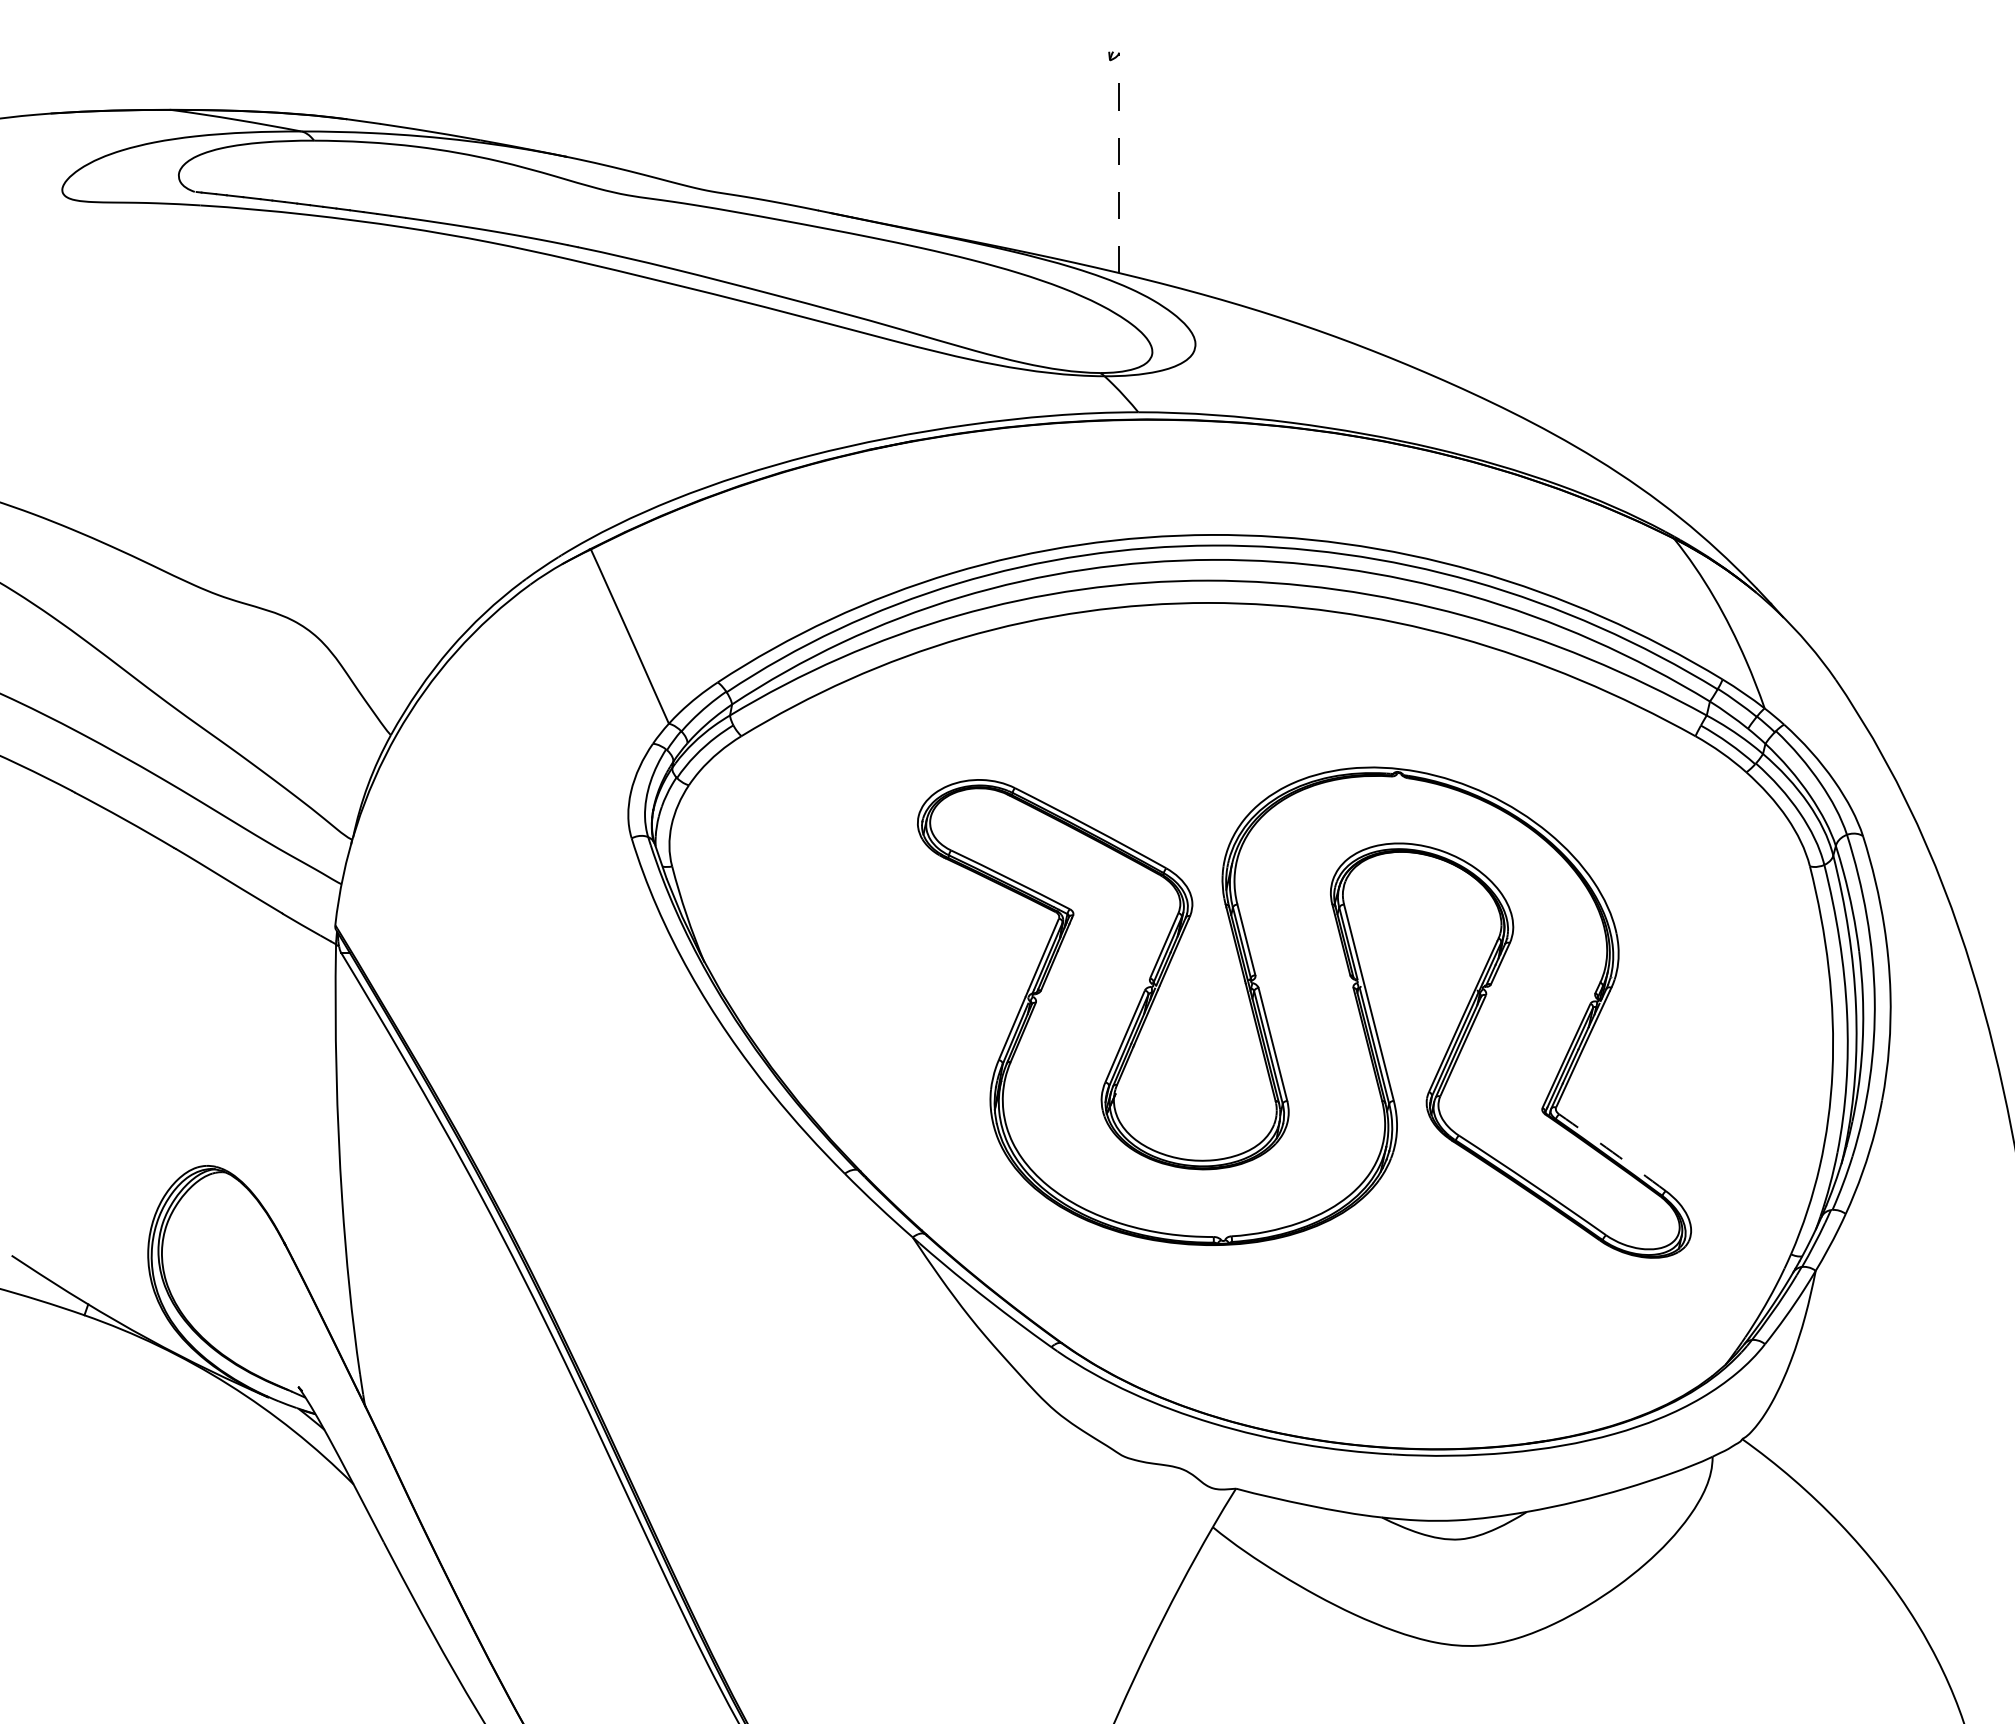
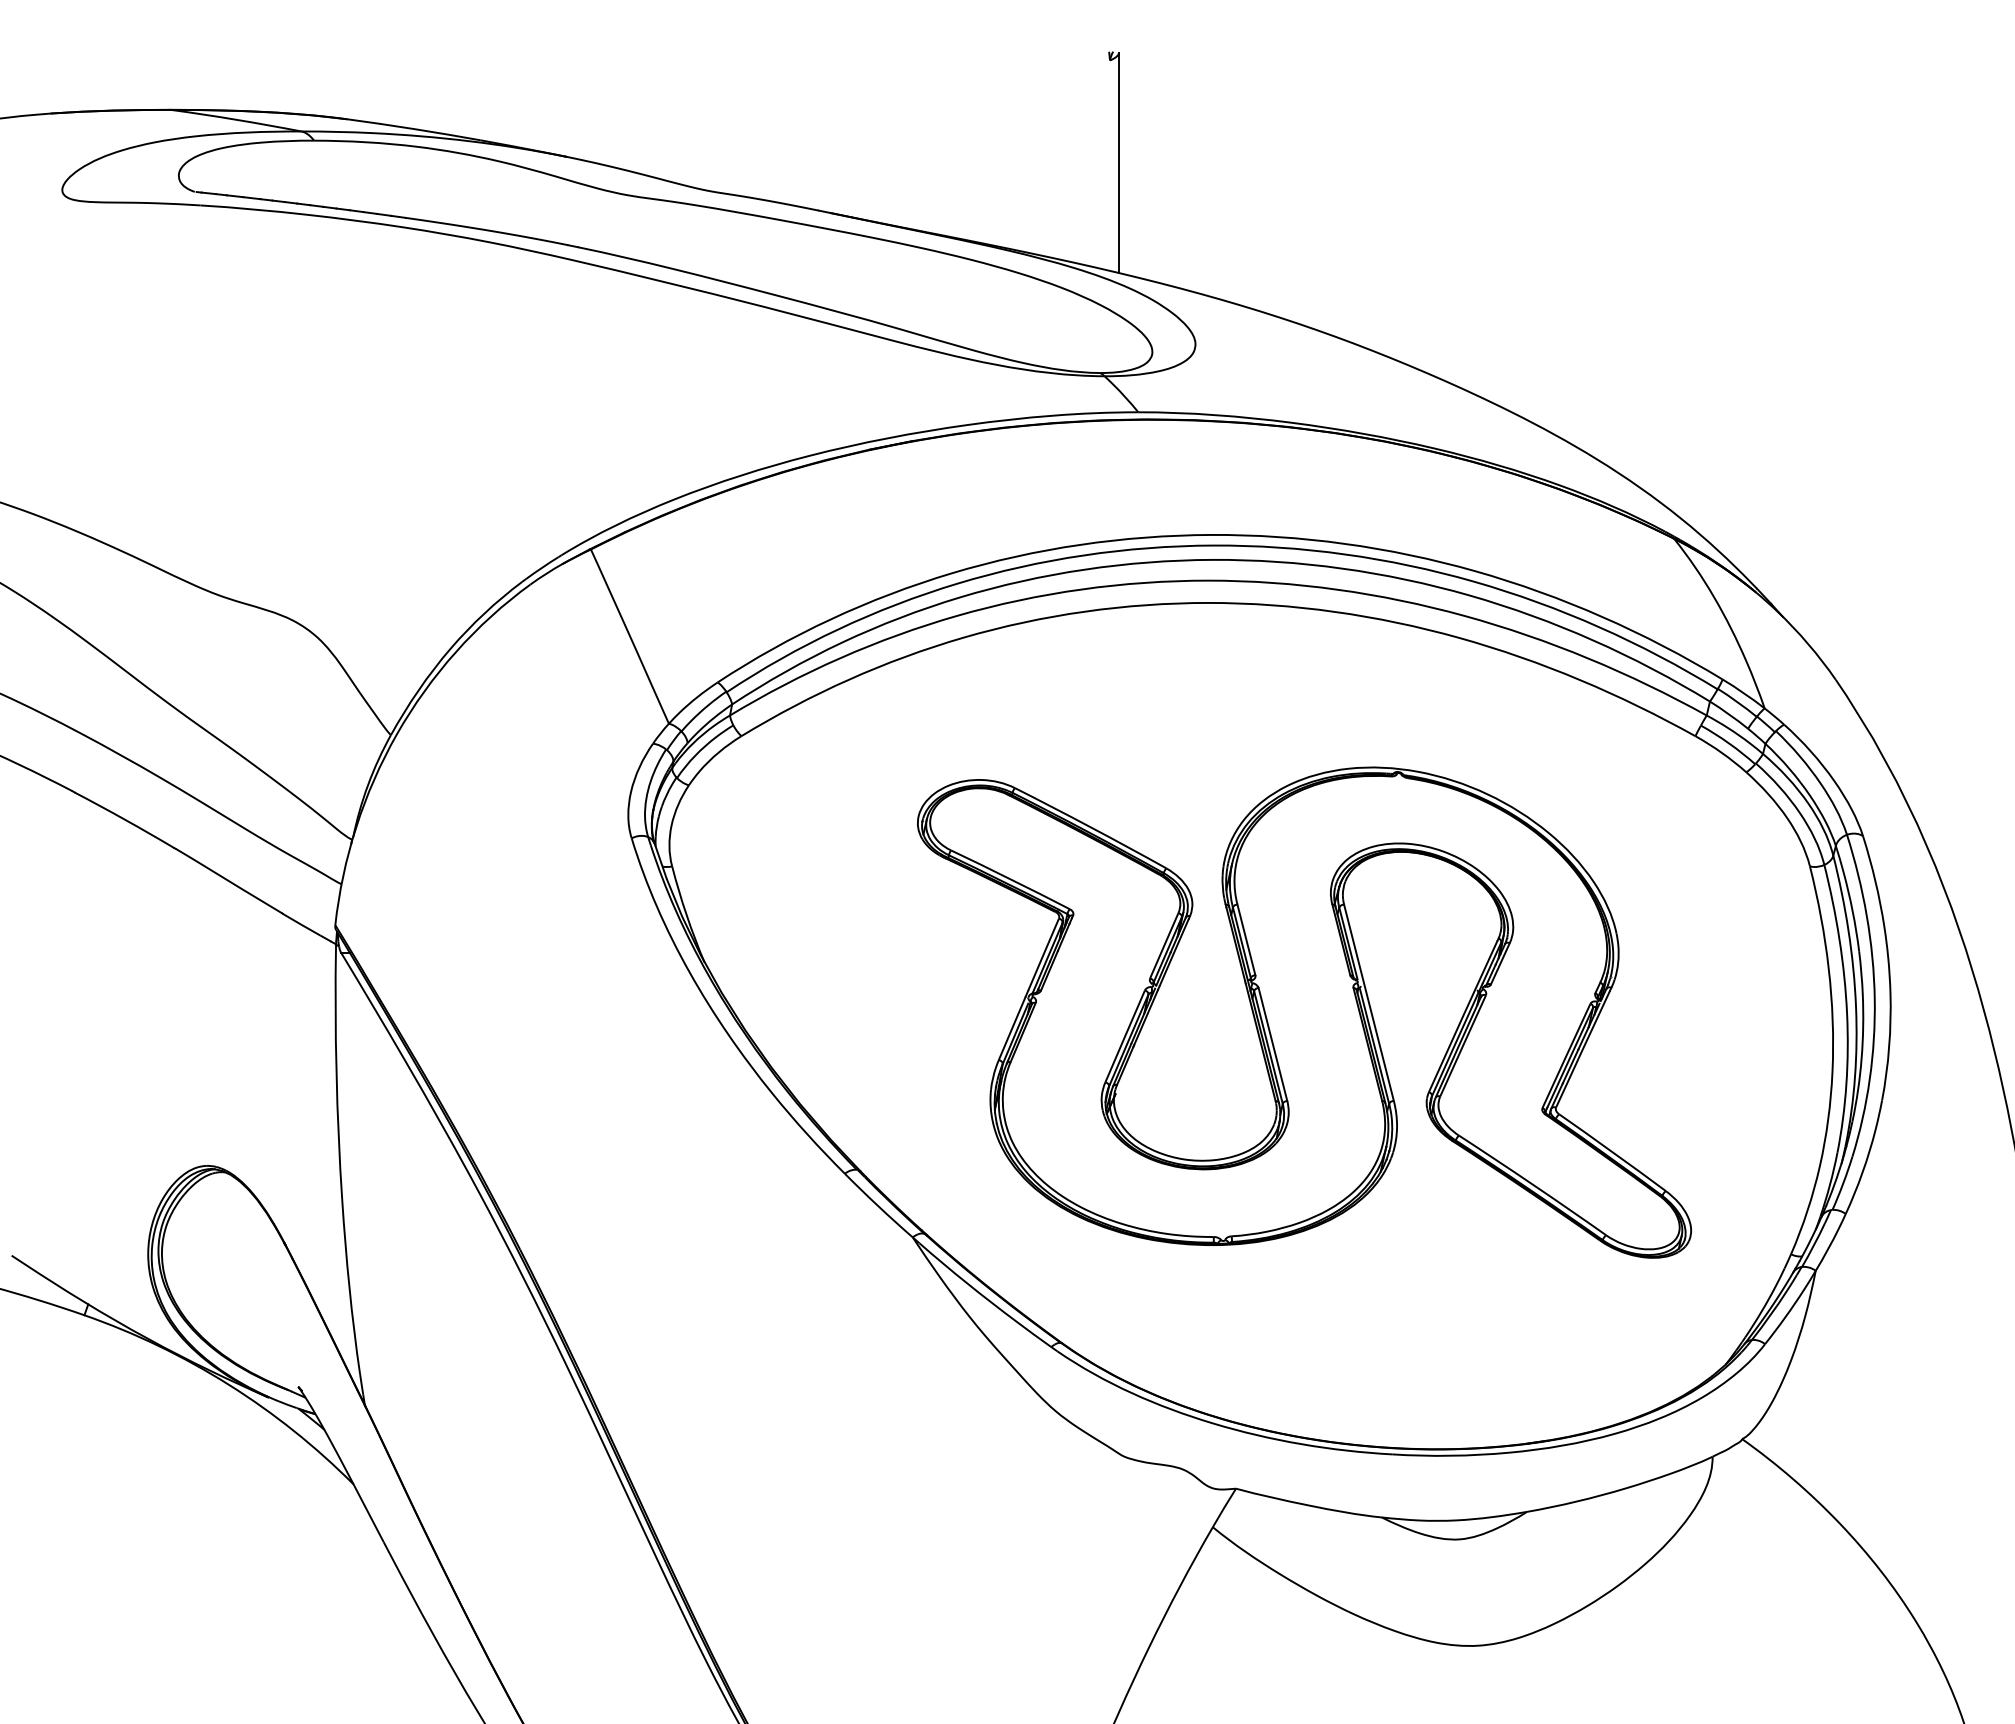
line: dashed -> solid (1119, 162)
arc: dashed -> solid (1612, 1152)
